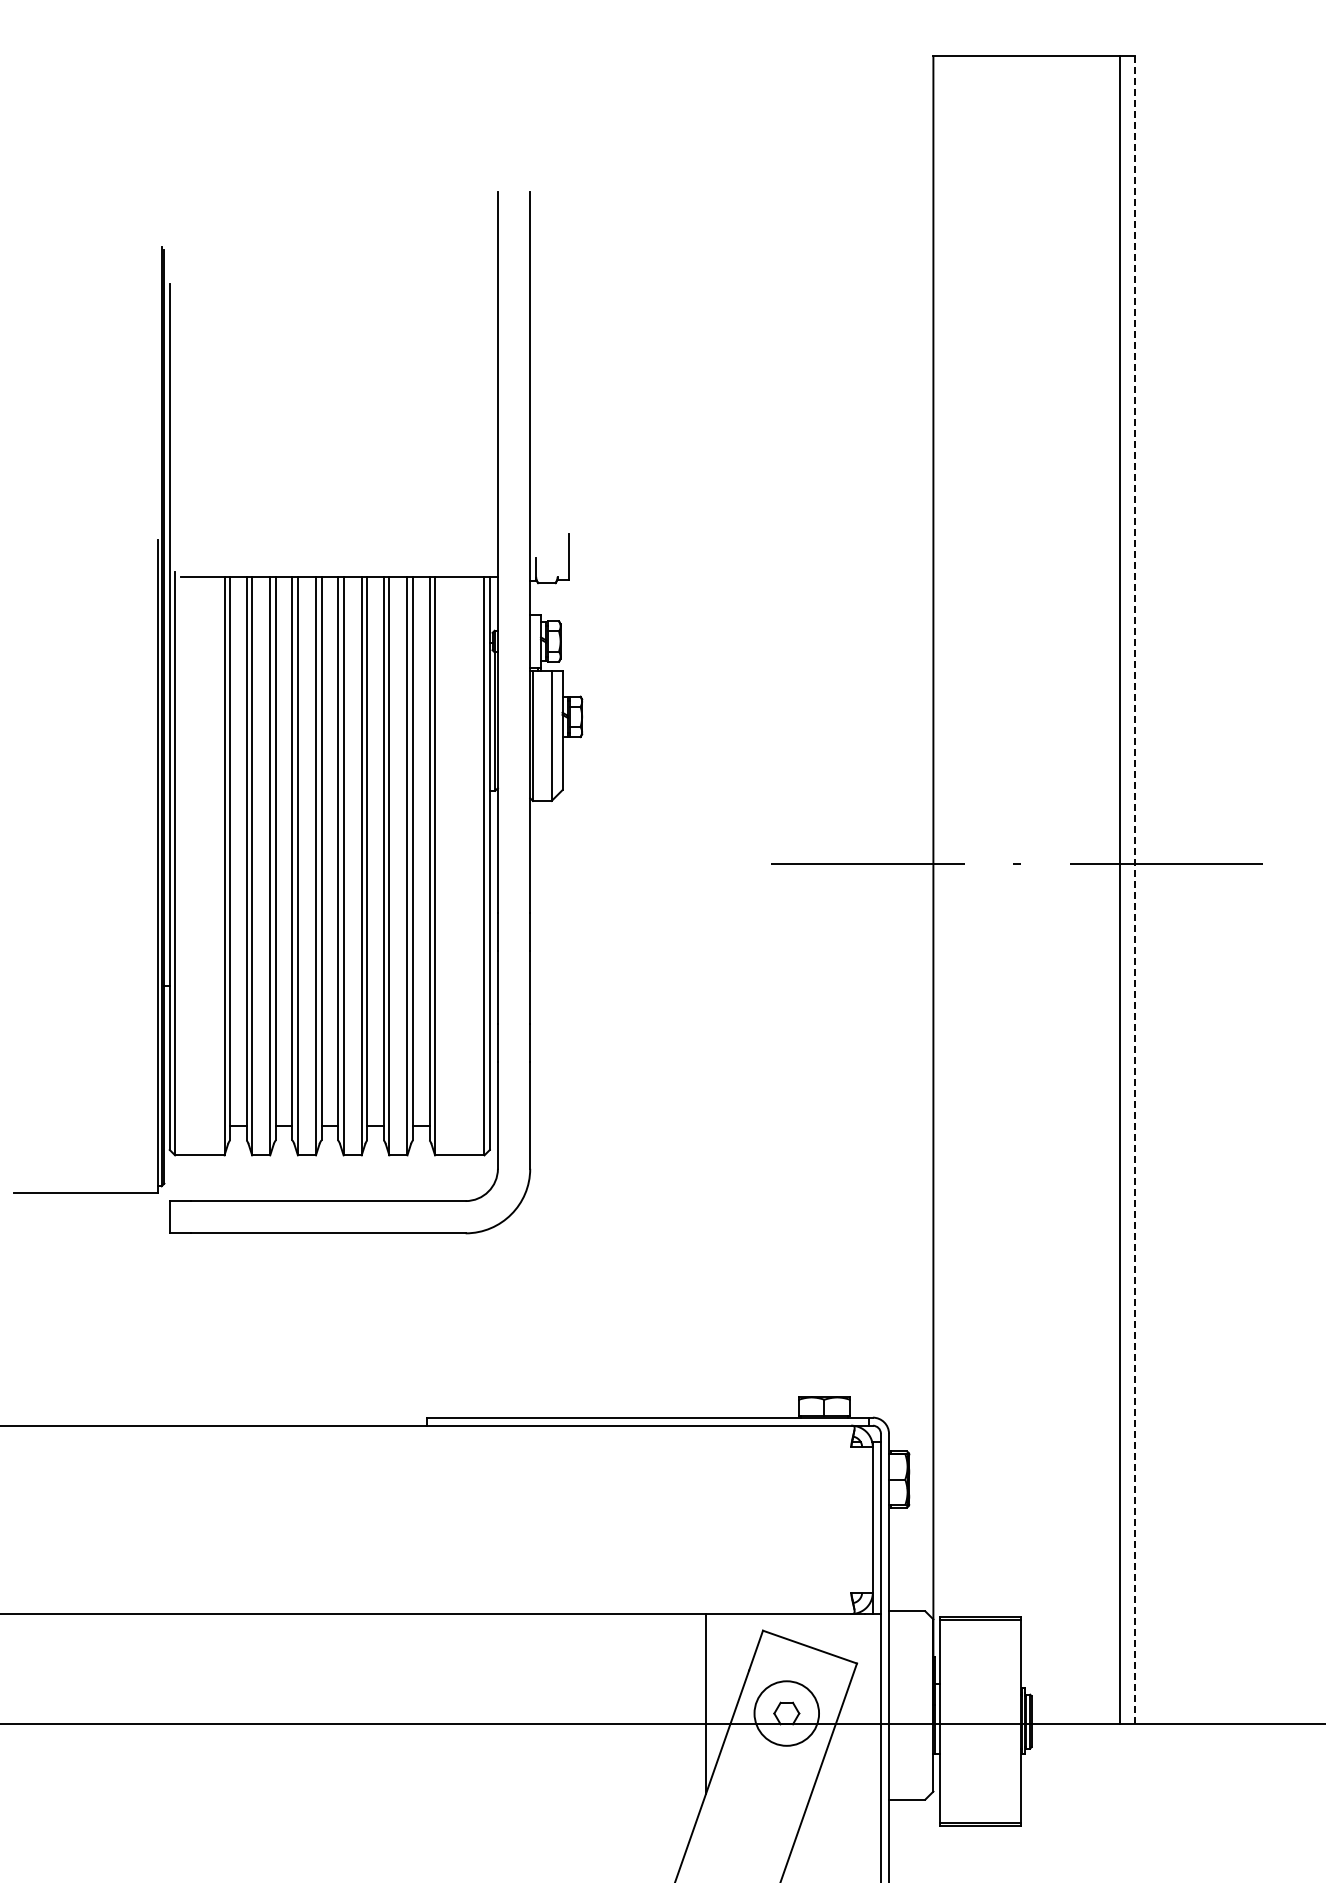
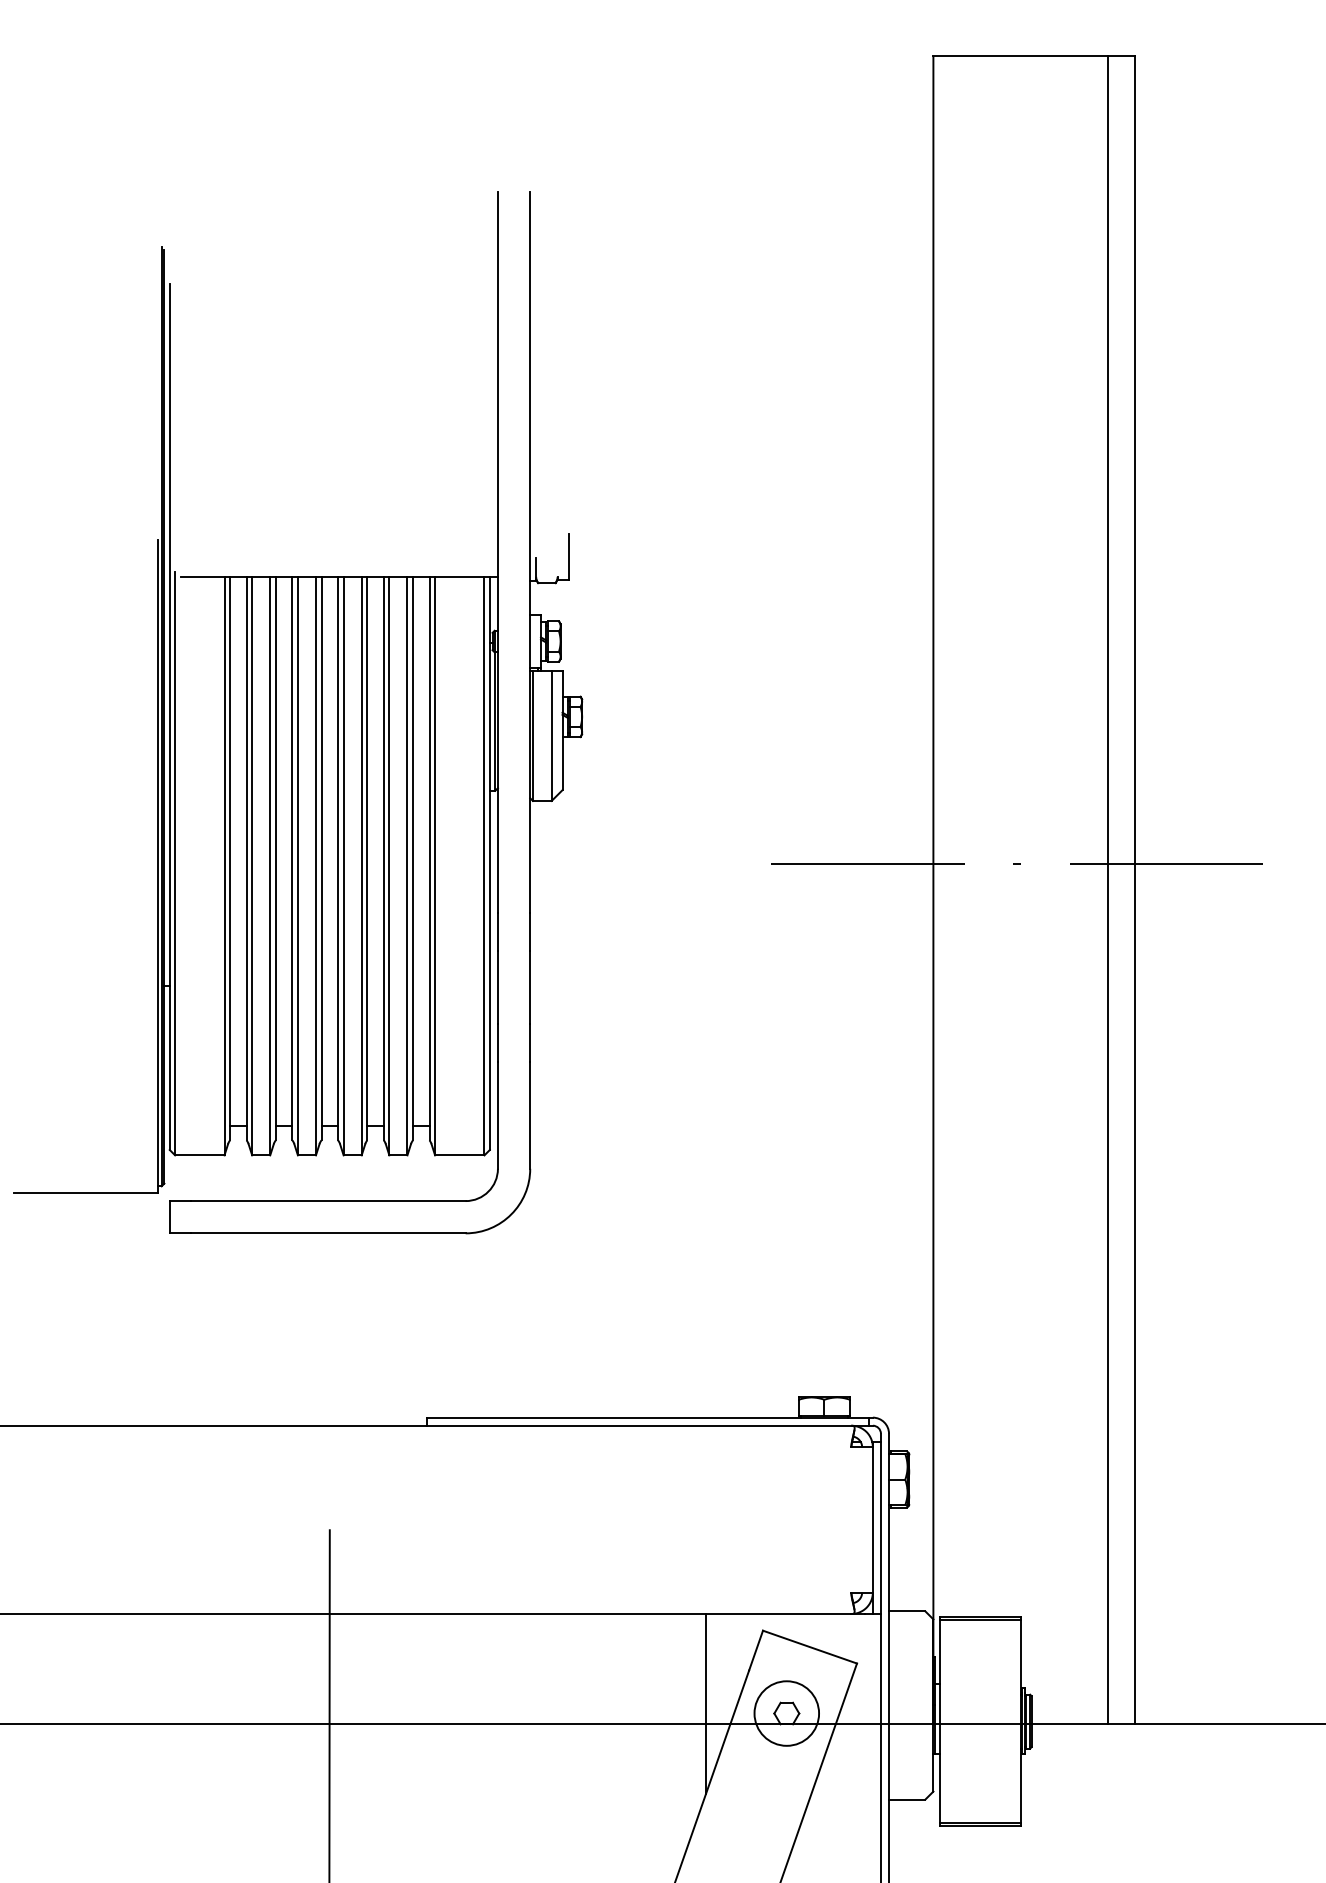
line position: (1119, 890) -> (1107, 890) (1107, 890)
line: dashed -> solid (1134, 890)
line: none -> present (329, 1704)
